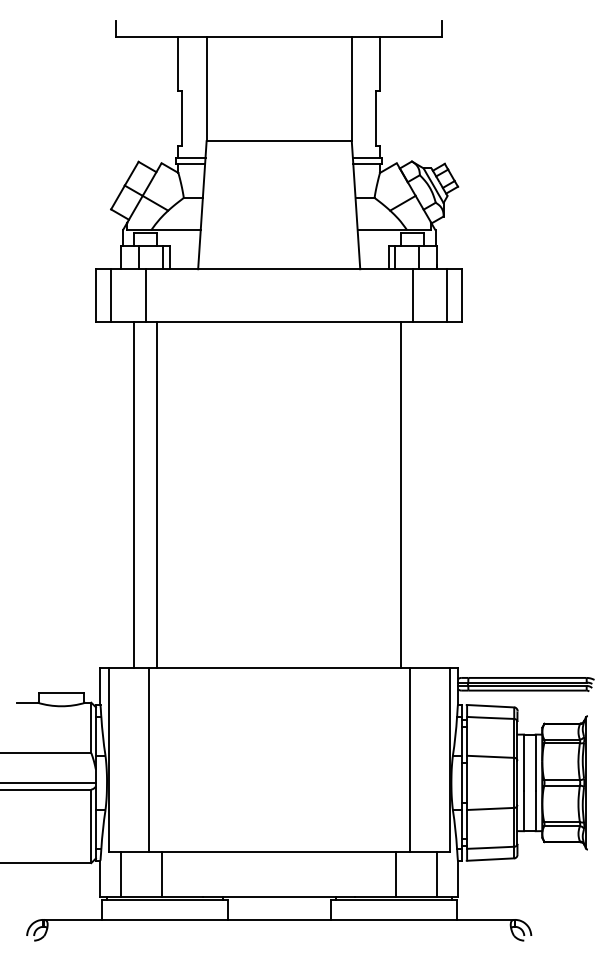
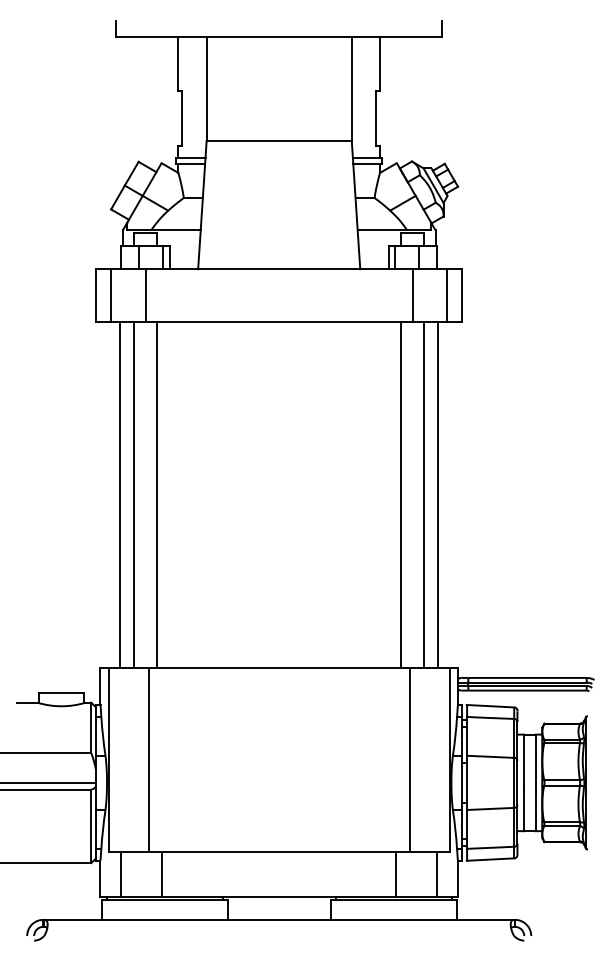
line: none -> present (119, 494)
line: none -> present (424, 494)
line: none -> present (438, 494)
